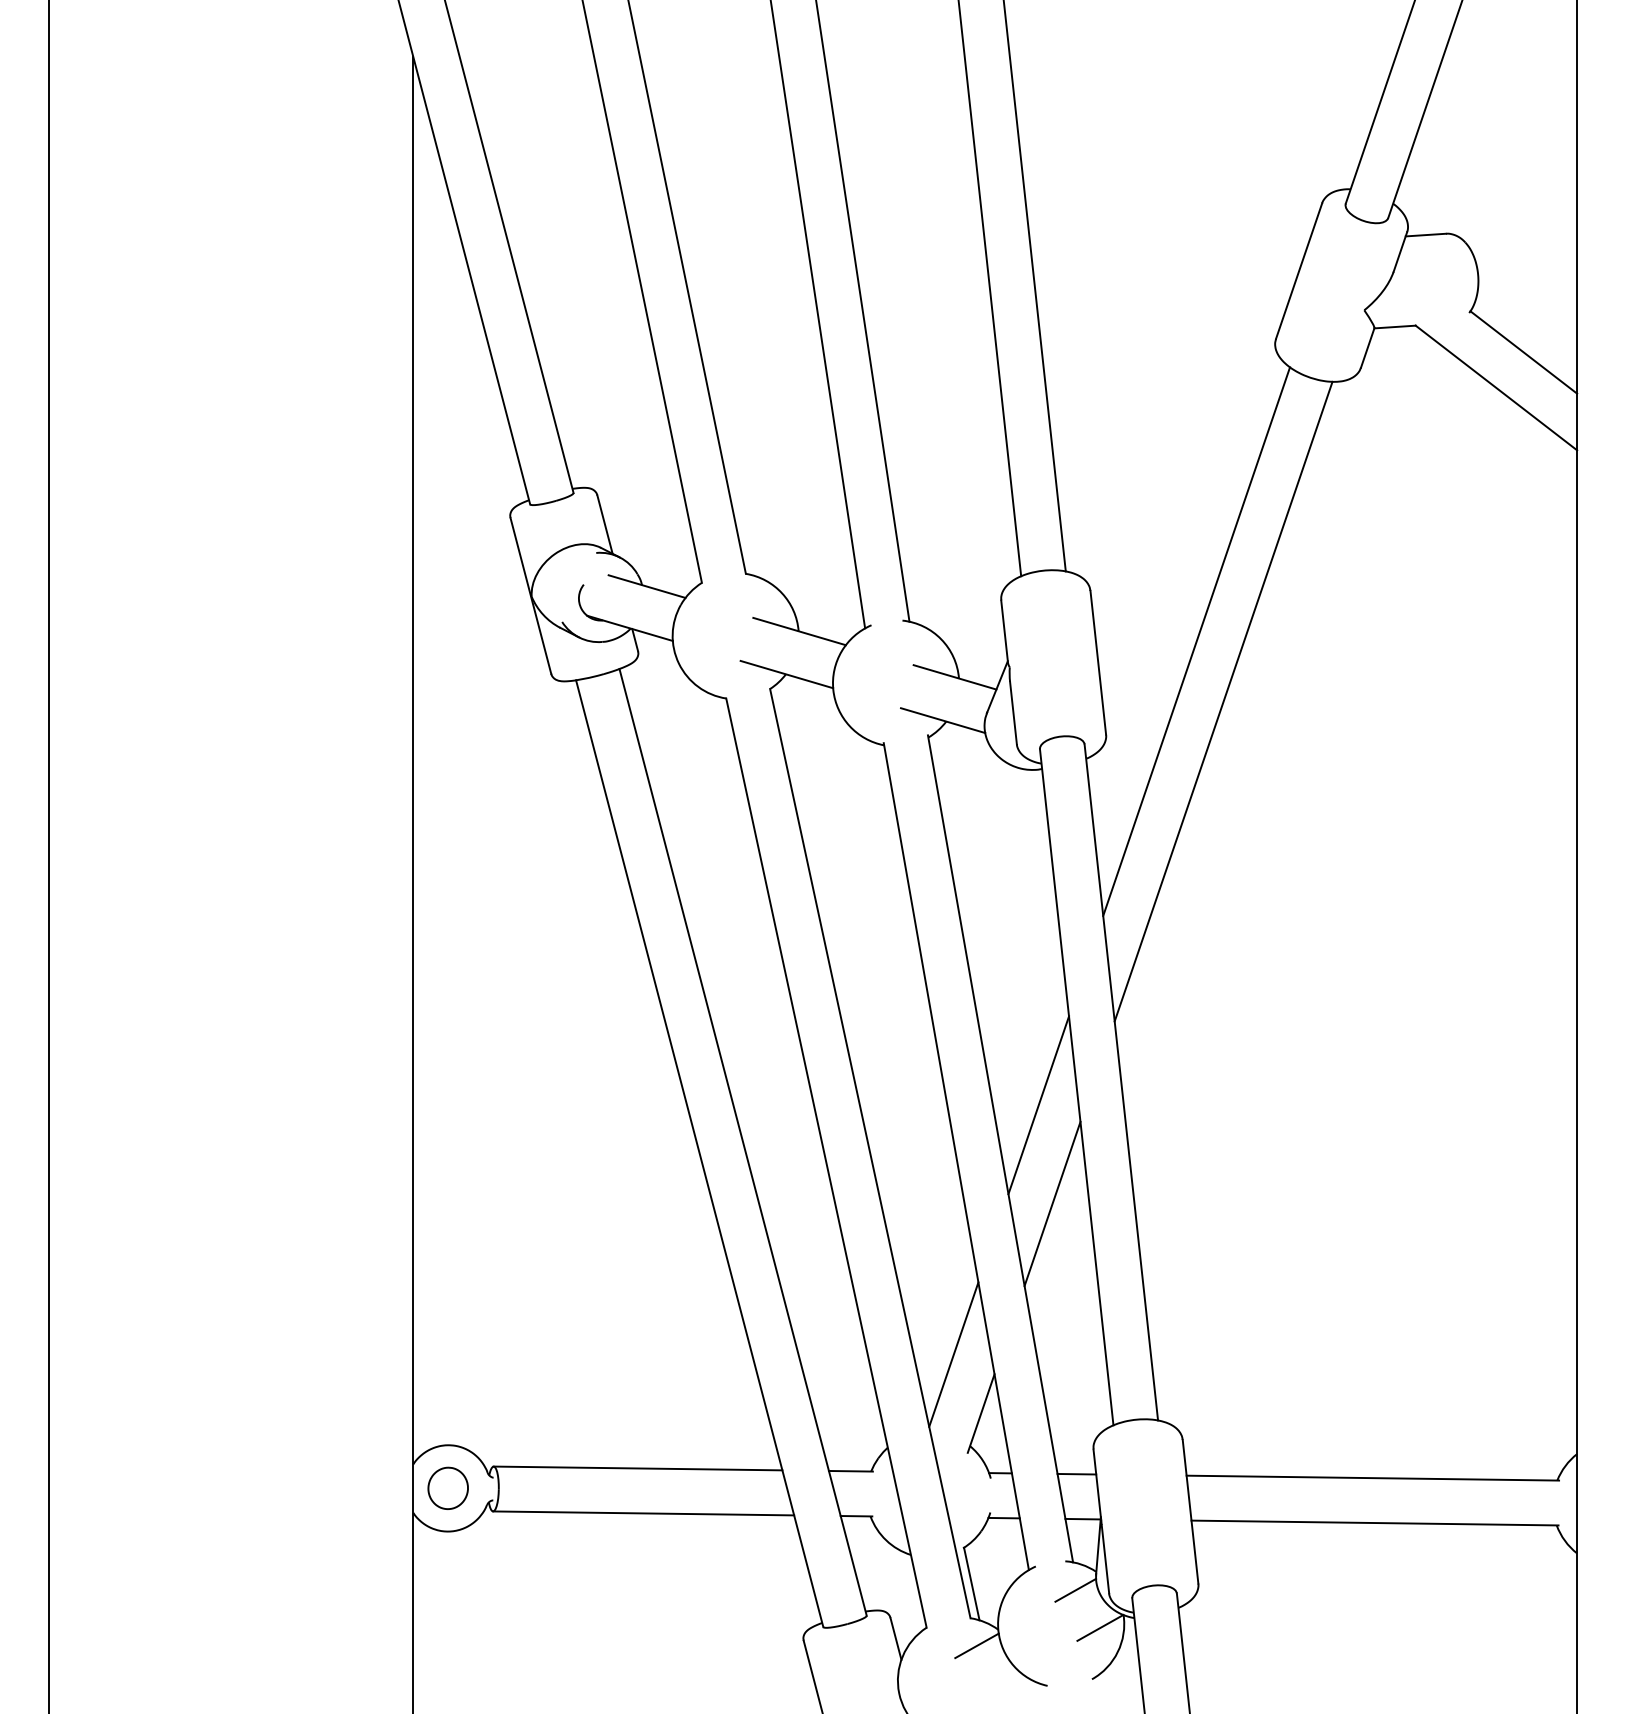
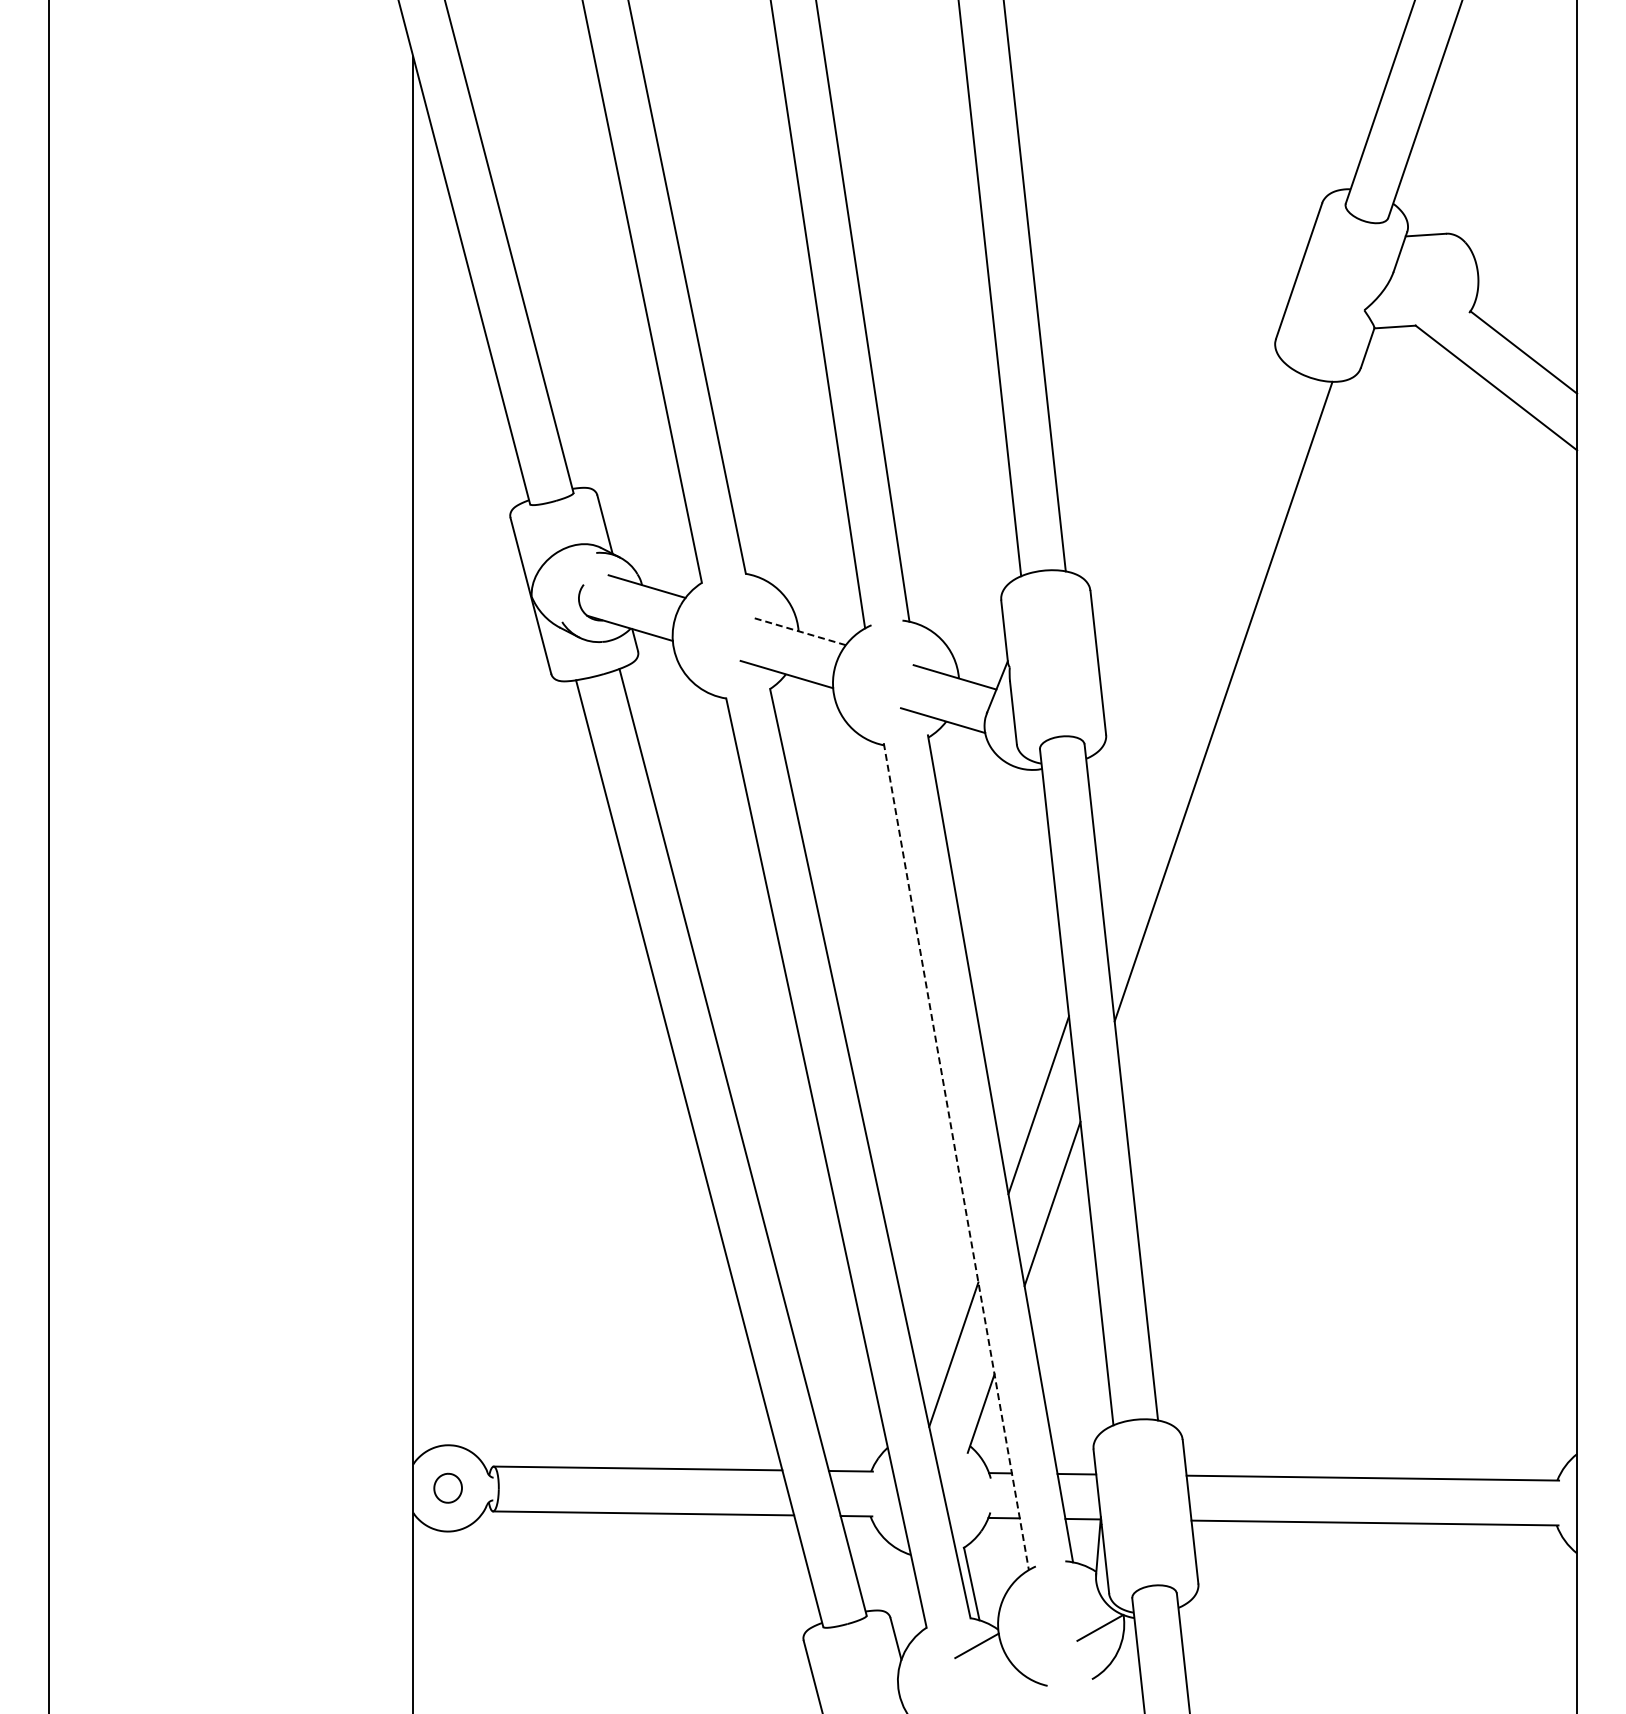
line: solid -> dashed (799, 631)
line: present -> none (1196, 641)
line: solid -> dashed (956, 1156)
part size: 42x44 px -> 30x32 px (447, 1487)
line: present -> none (1075, 1589)
